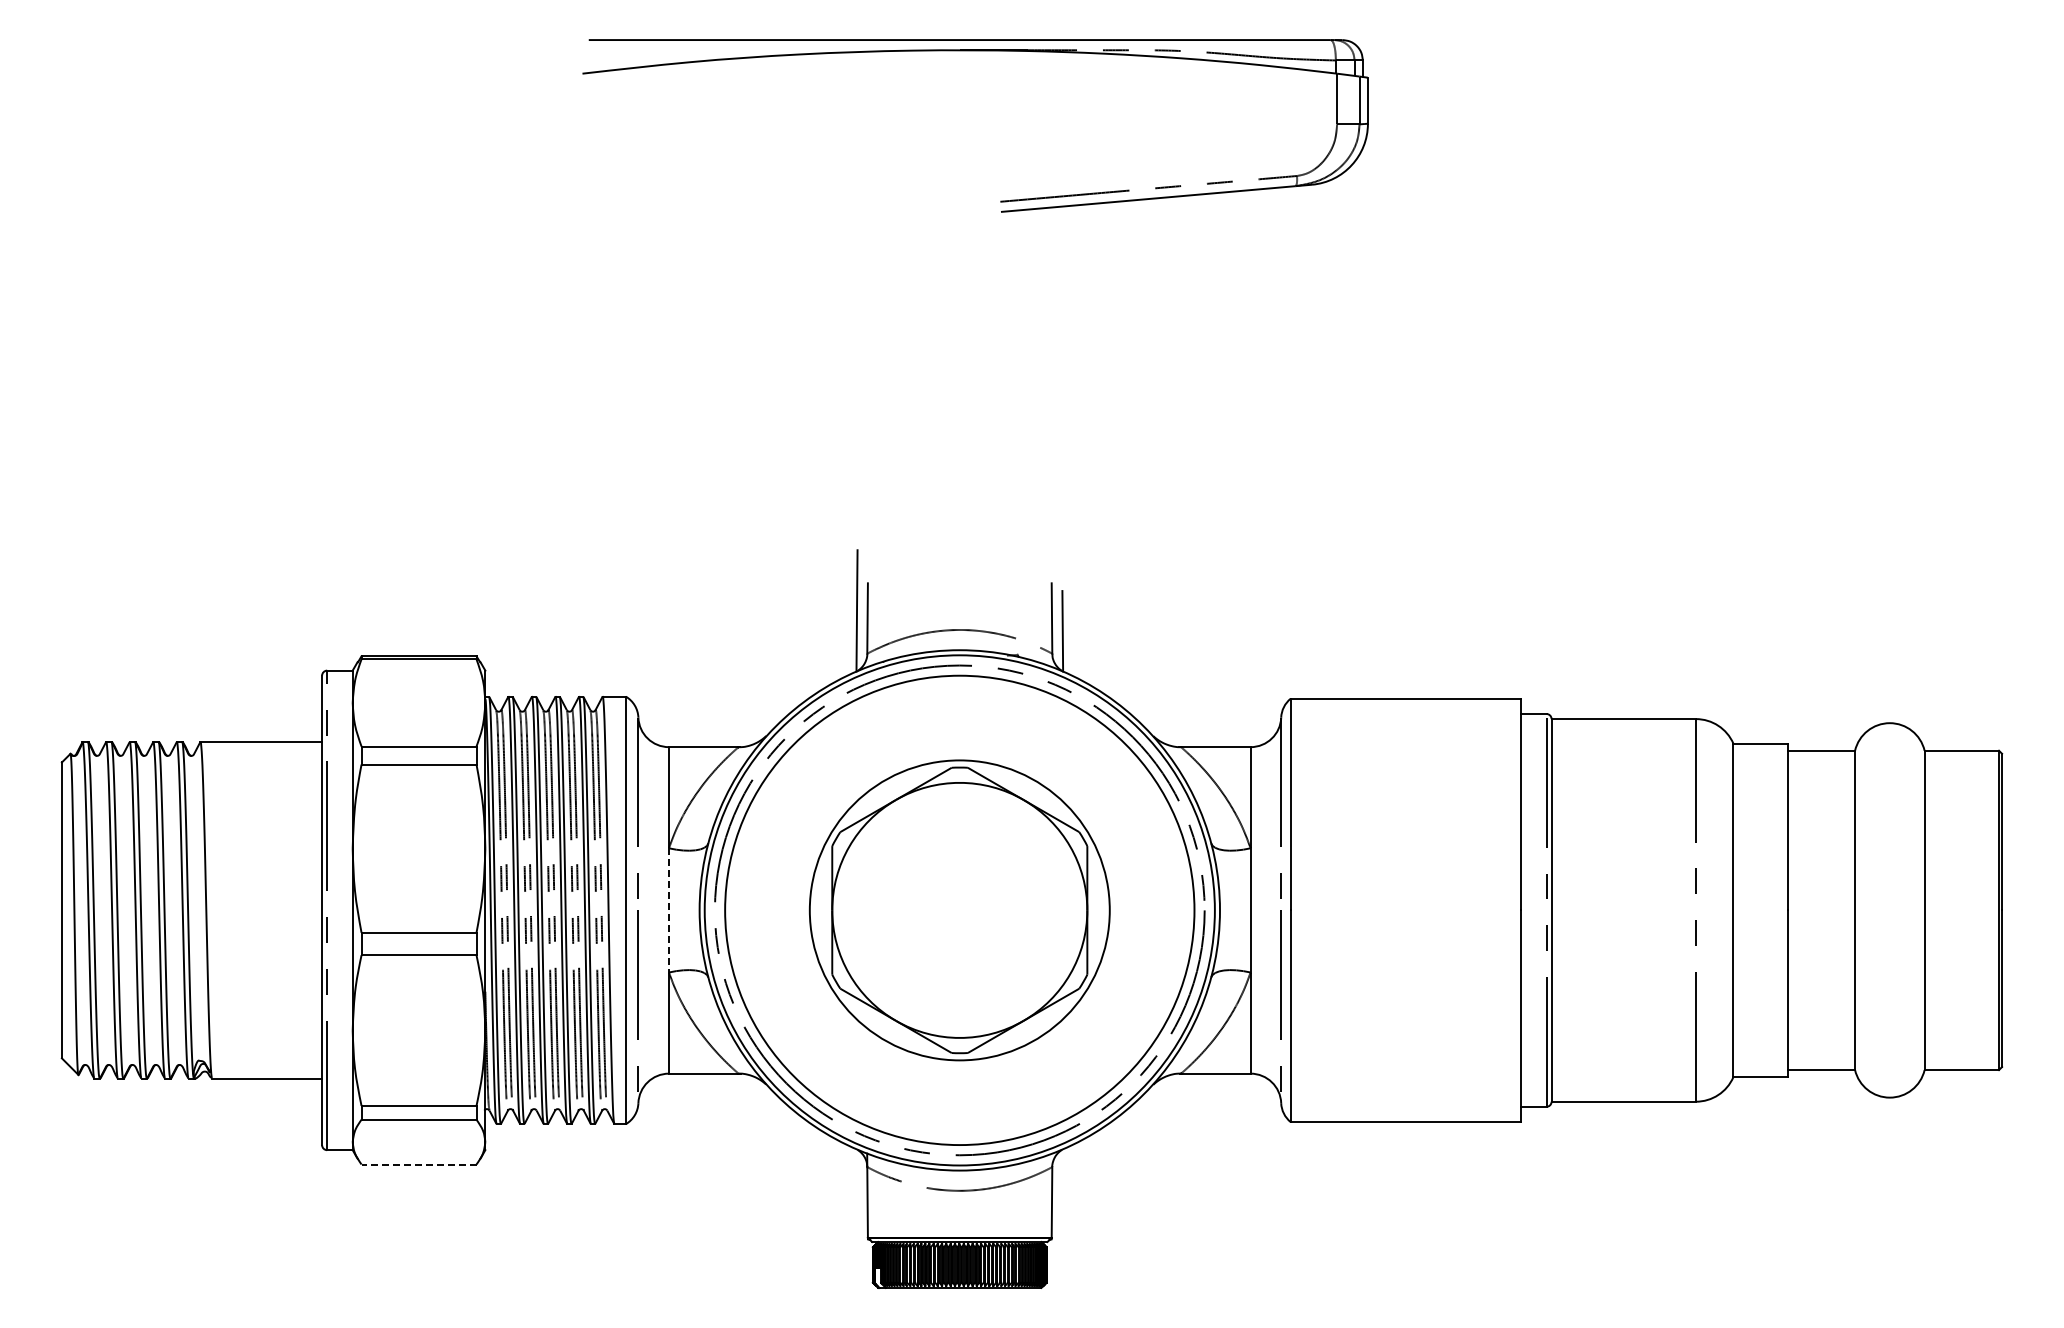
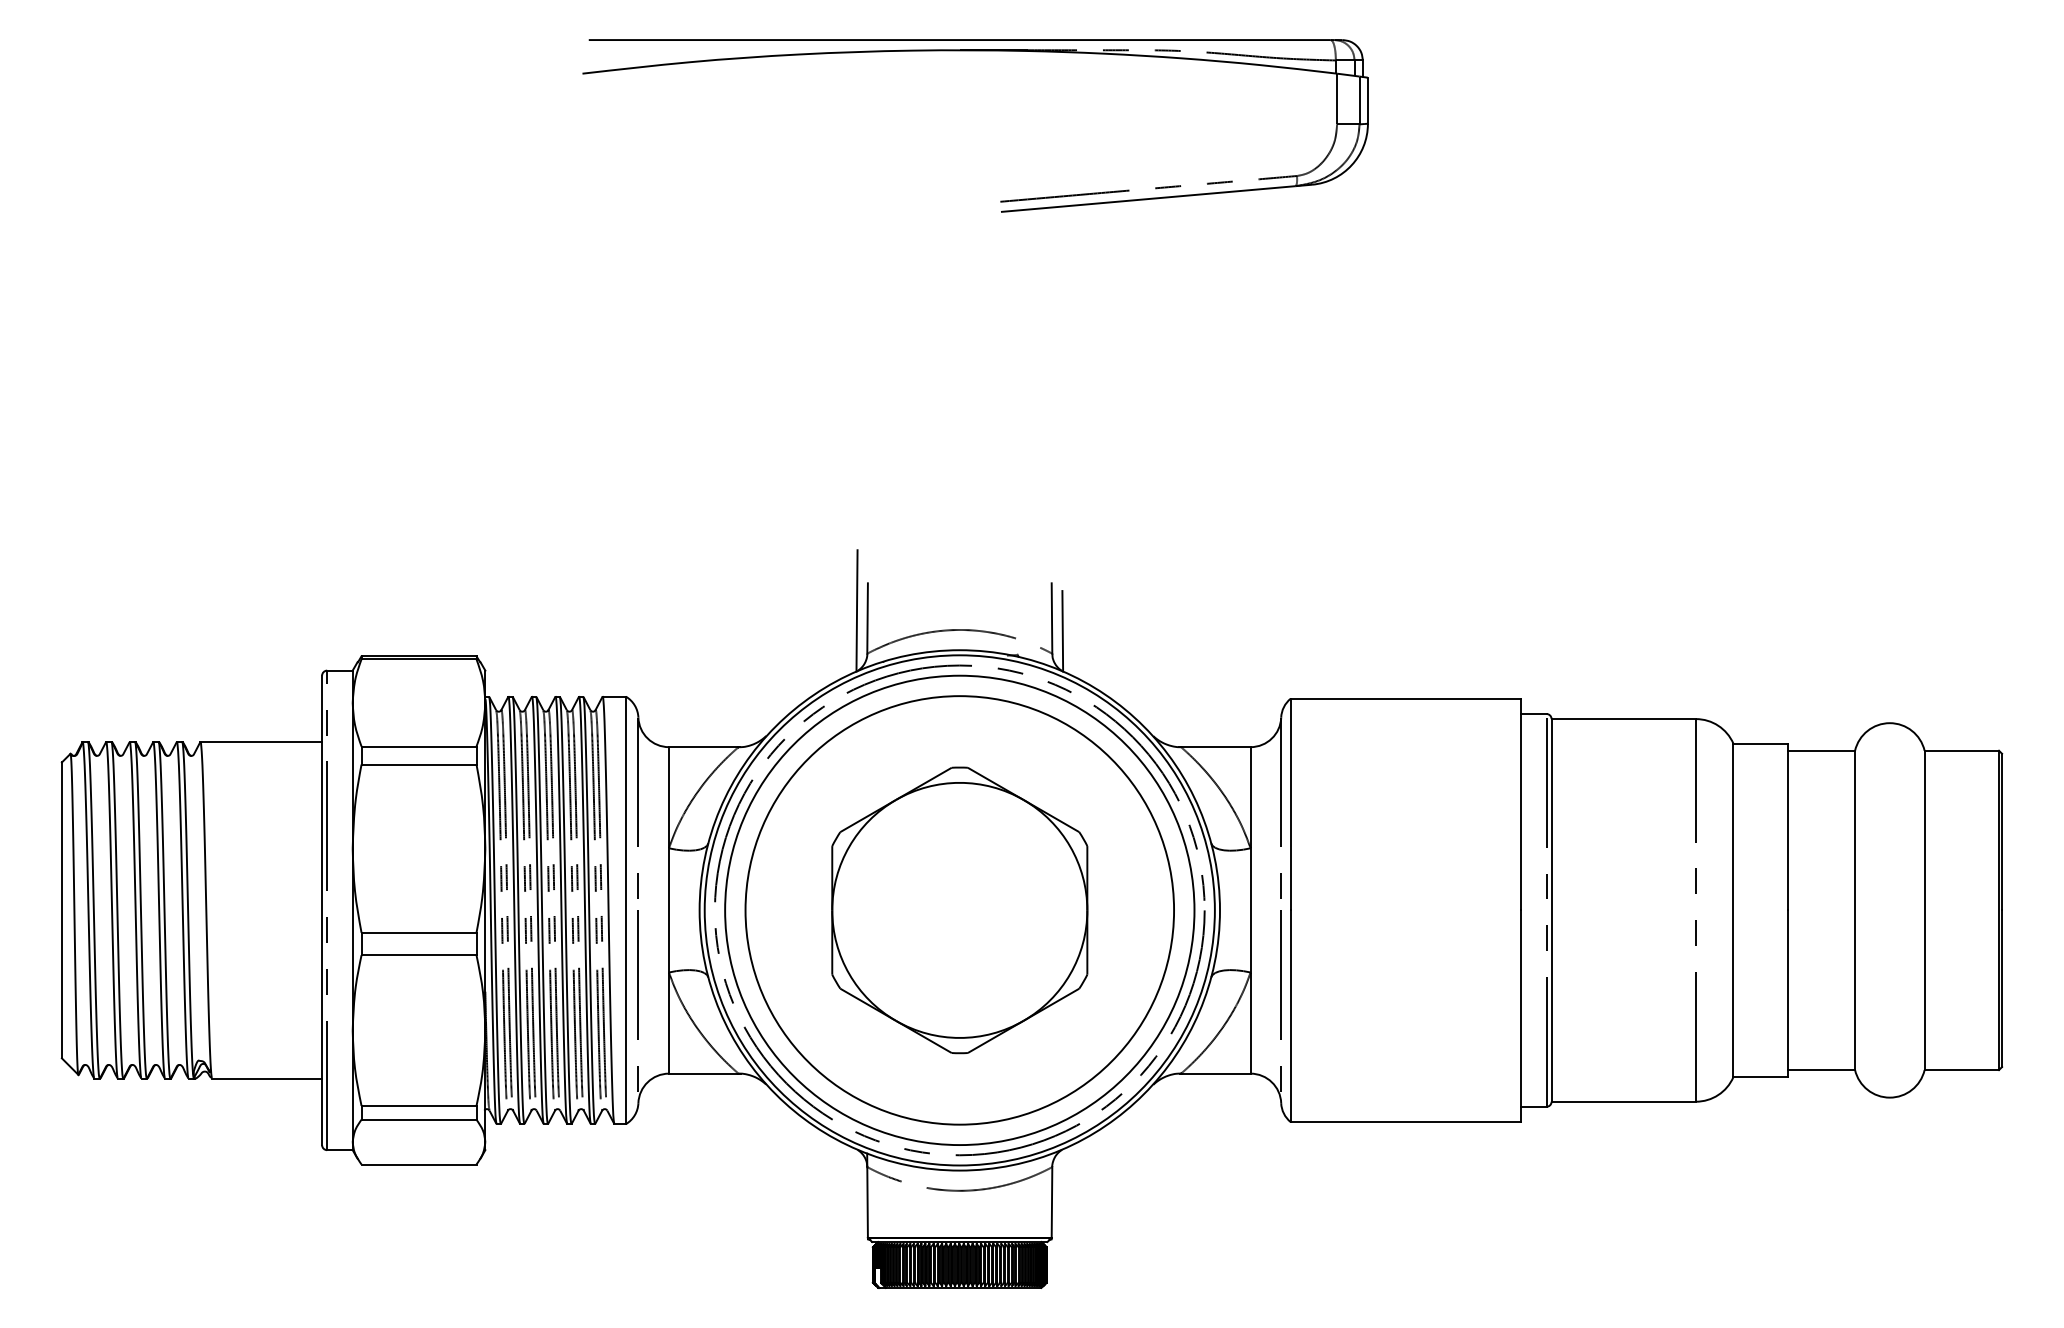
line: dashed -> solid (668, 910)
circle diameter: 300 px -> 429 px (959, 910)
line: dashed -> solid (418, 1164)
